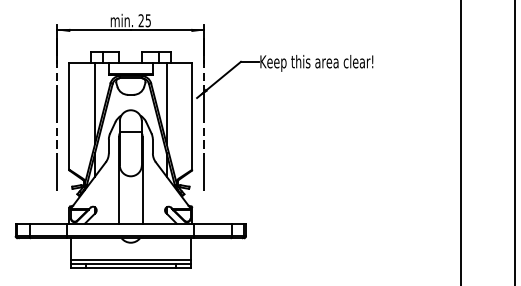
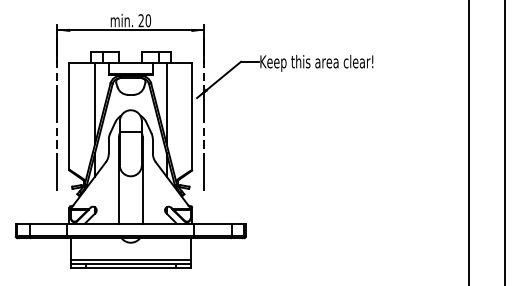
text: 25 -> 20 (148, 20)
line position: (460, 142) -> (468, 142) (468, 142)
line position: (515, 142) -> (505, 142) (505, 142)
